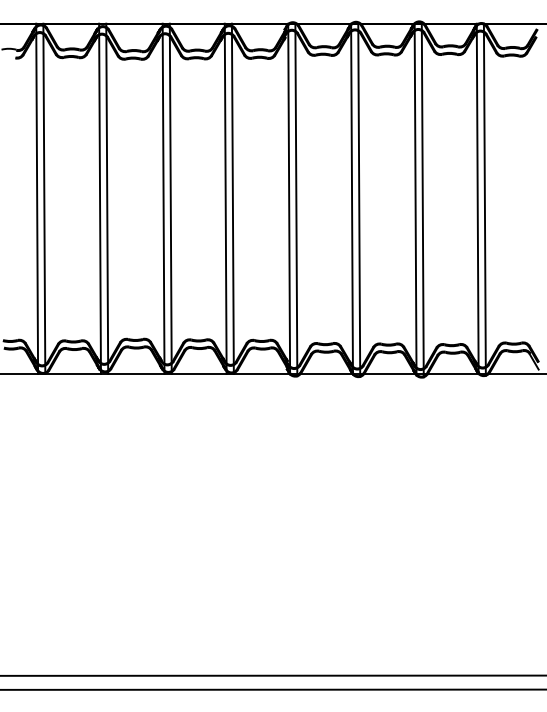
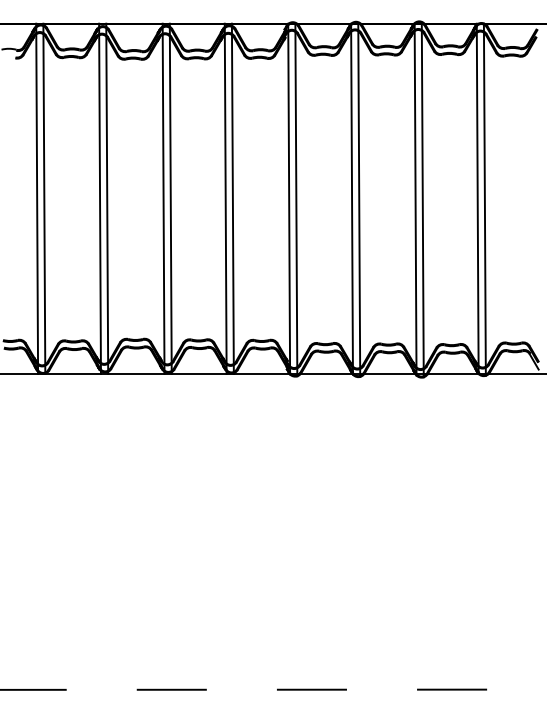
line: present -> none (272, 675)
line: solid -> dashed (273, 689)
